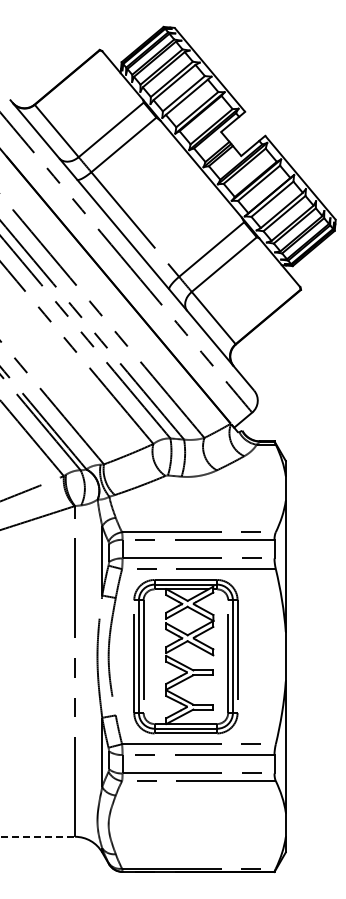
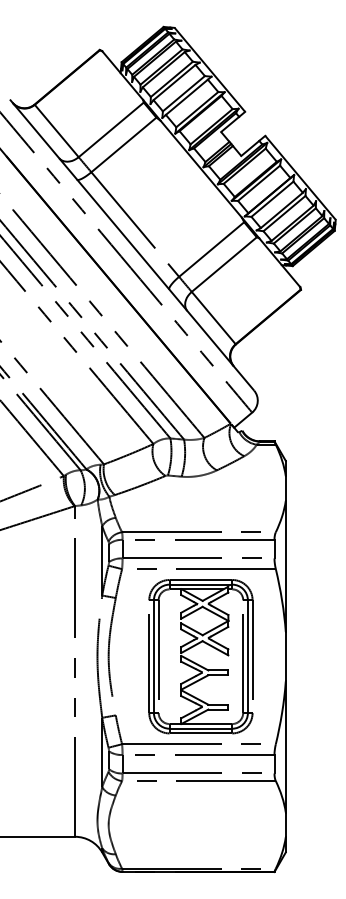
part position: (185, 656) -> (200, 656) (200, 656)
line: dashed -> solid (38, 836)
